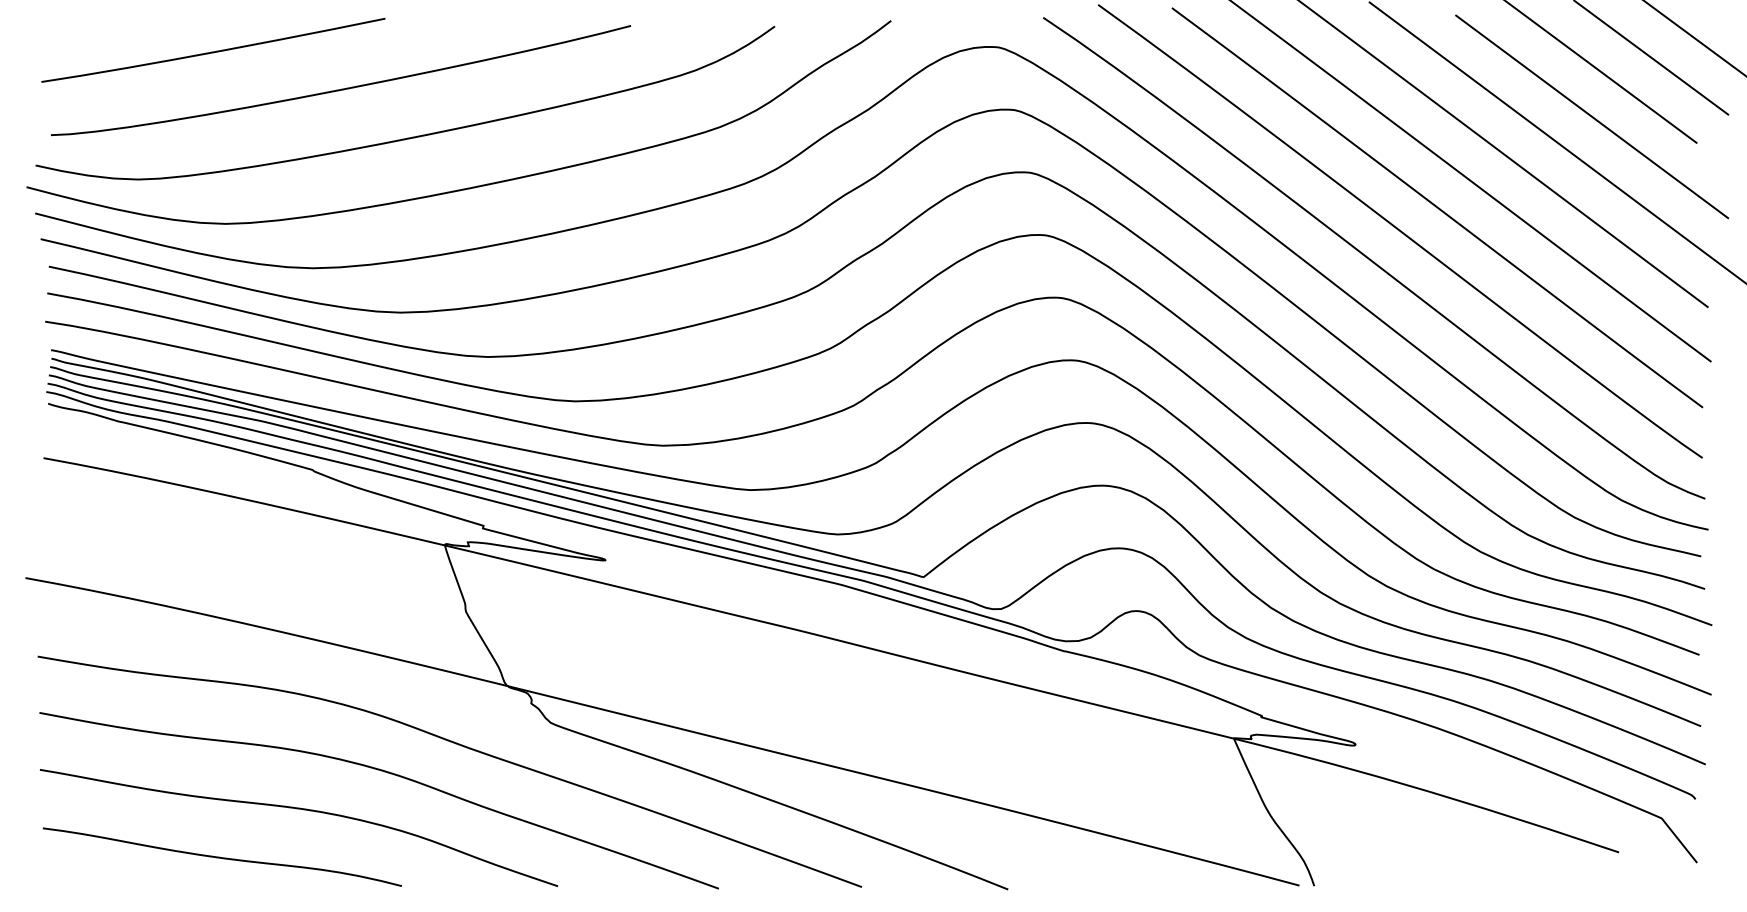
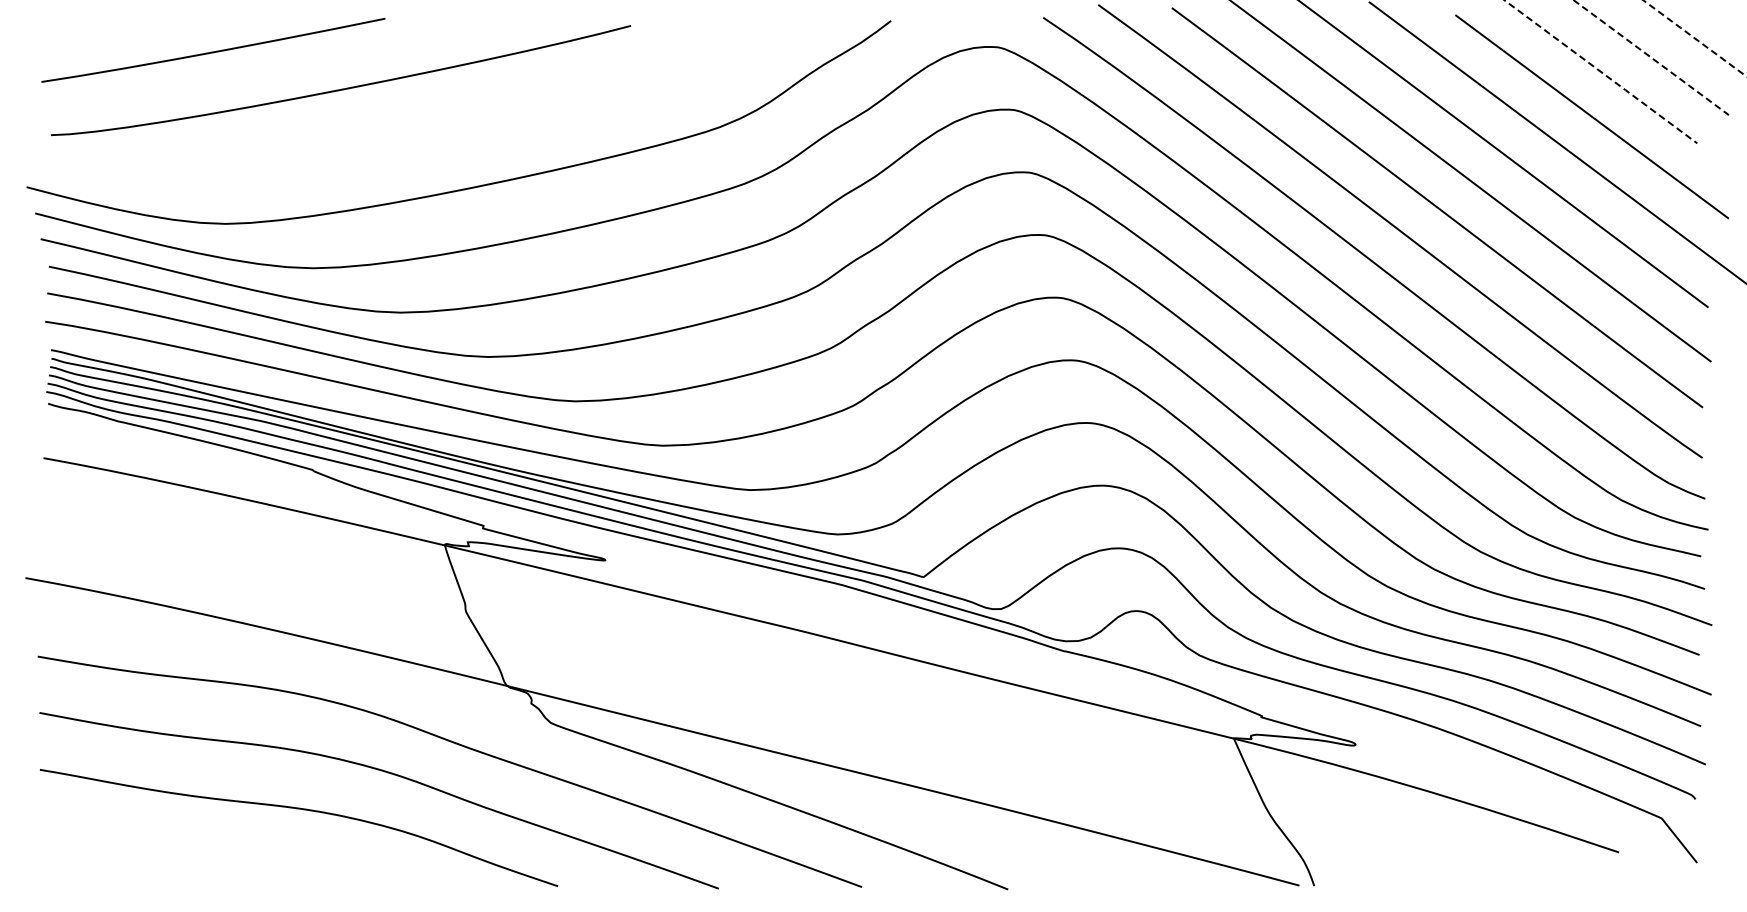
line: solid -> dashed (1694, 38)
line: solid -> dashed (1652, 58)
line: solid -> dashed (1601, 72)
curve: present -> none (412, 136)
curve: present -> none (221, 857)
